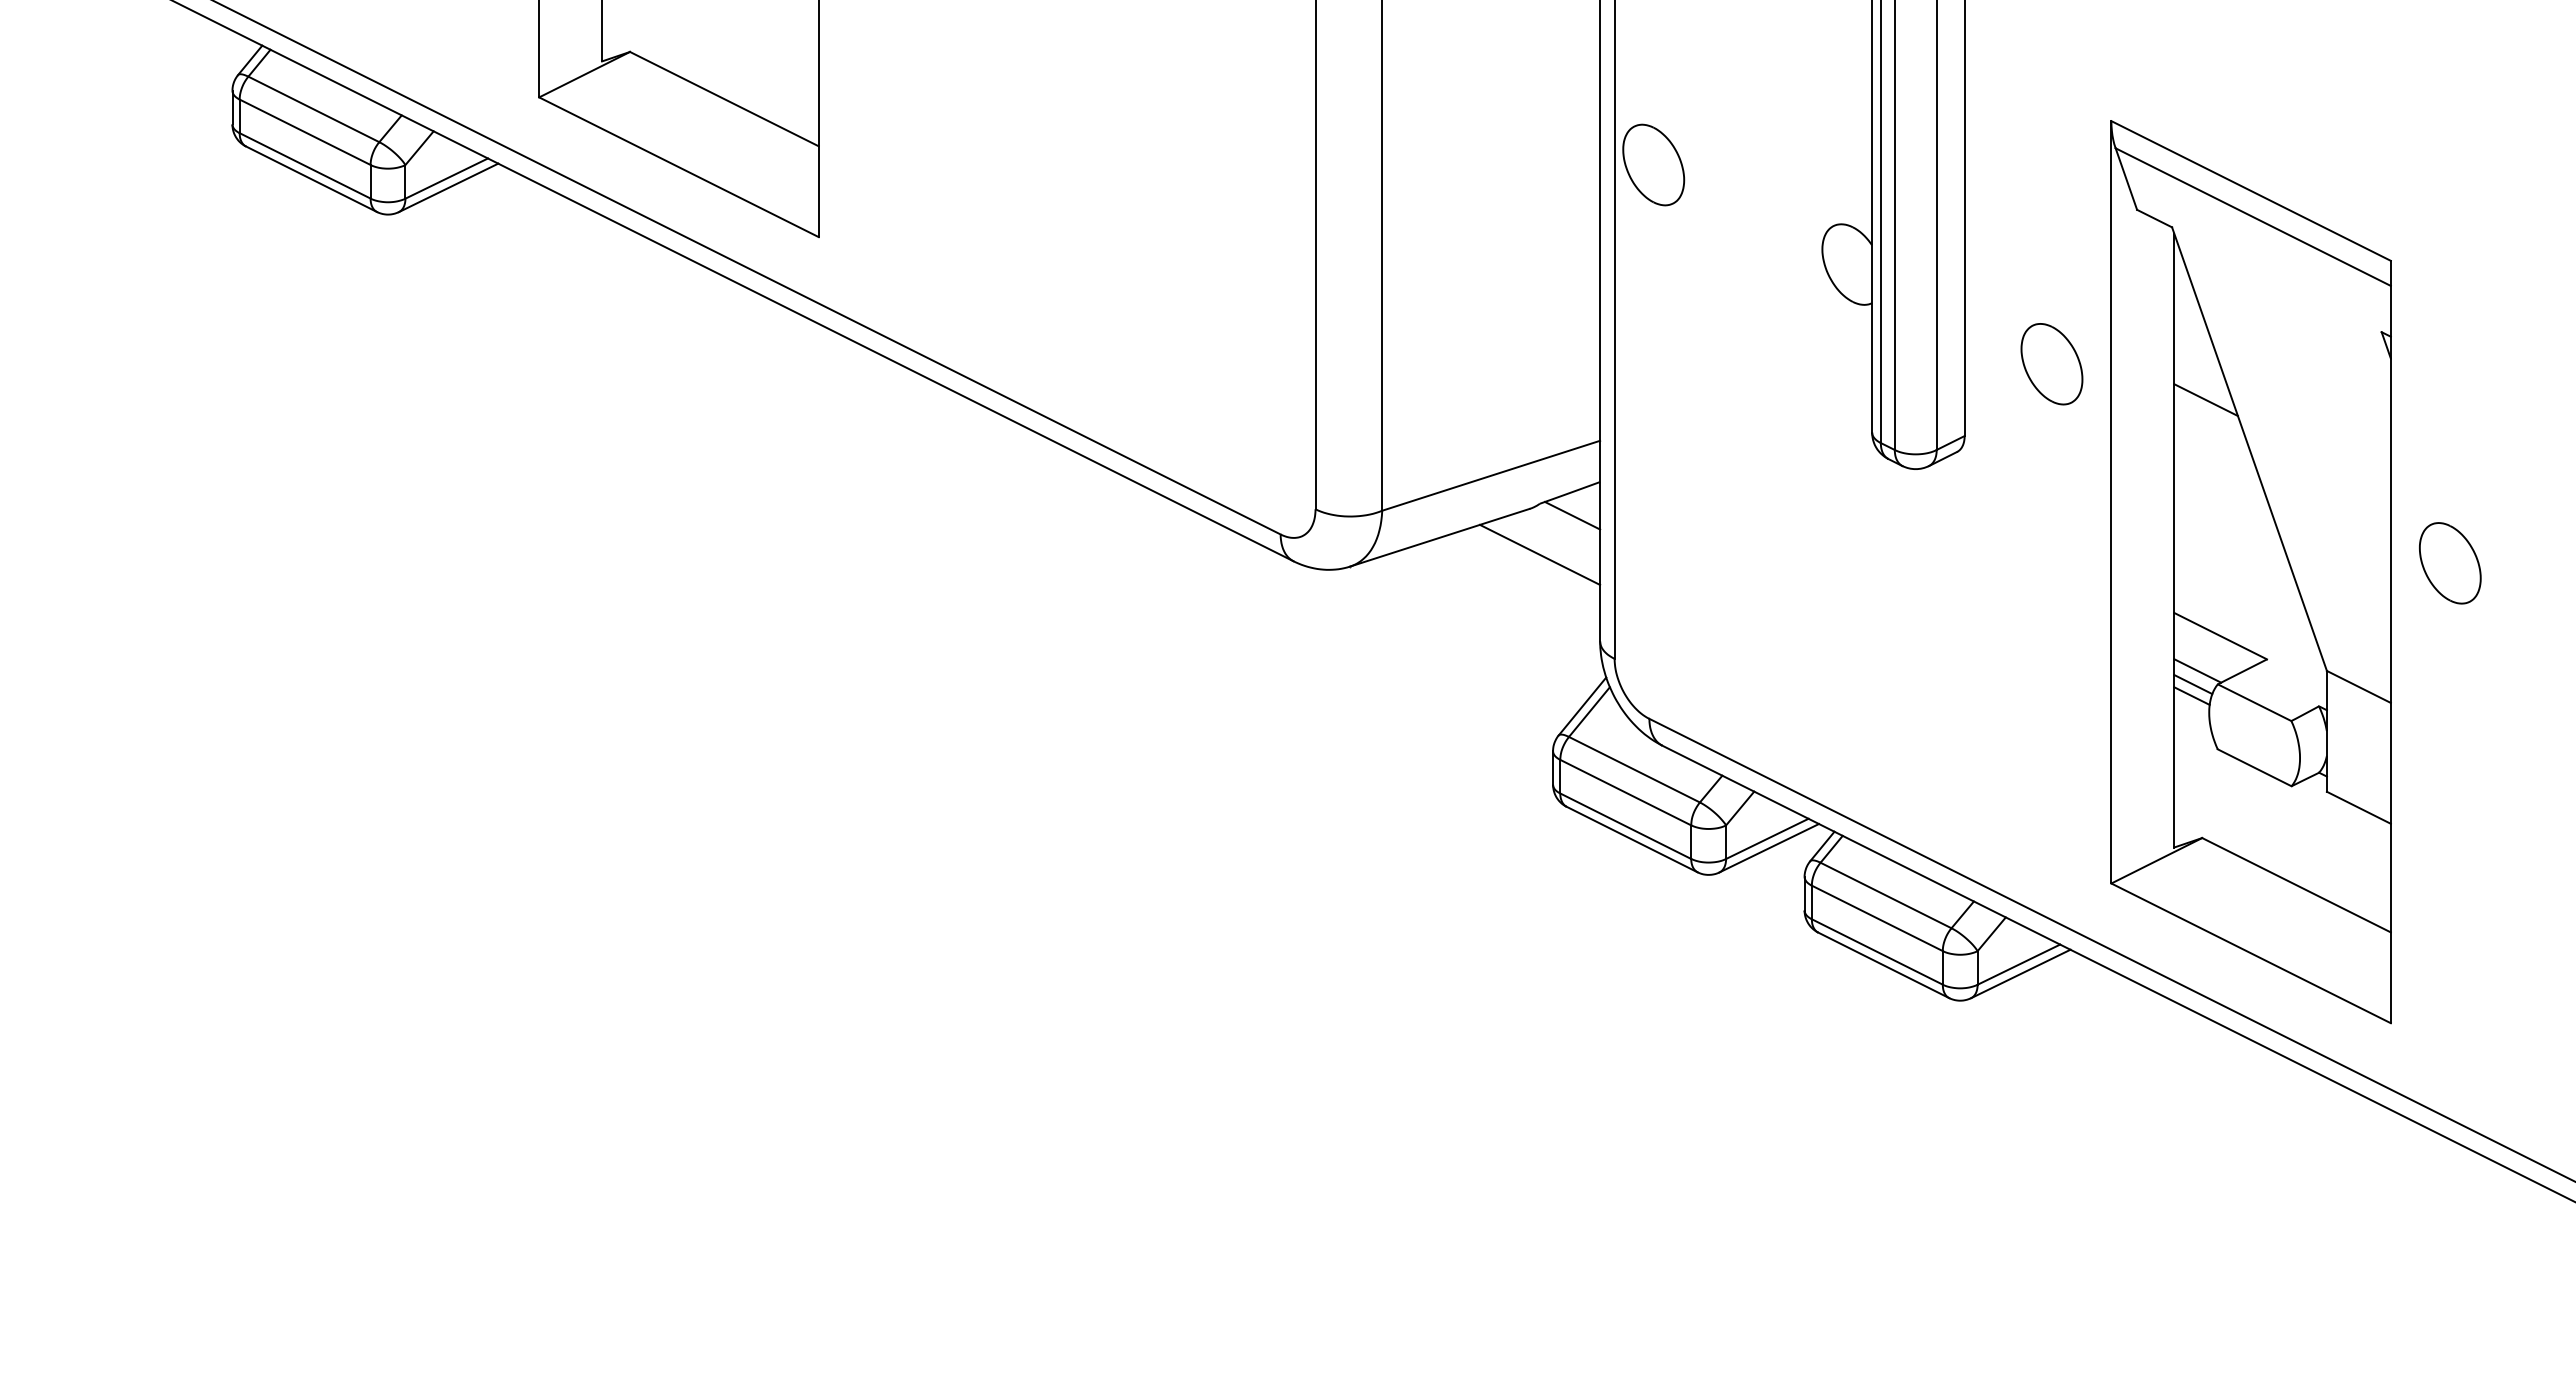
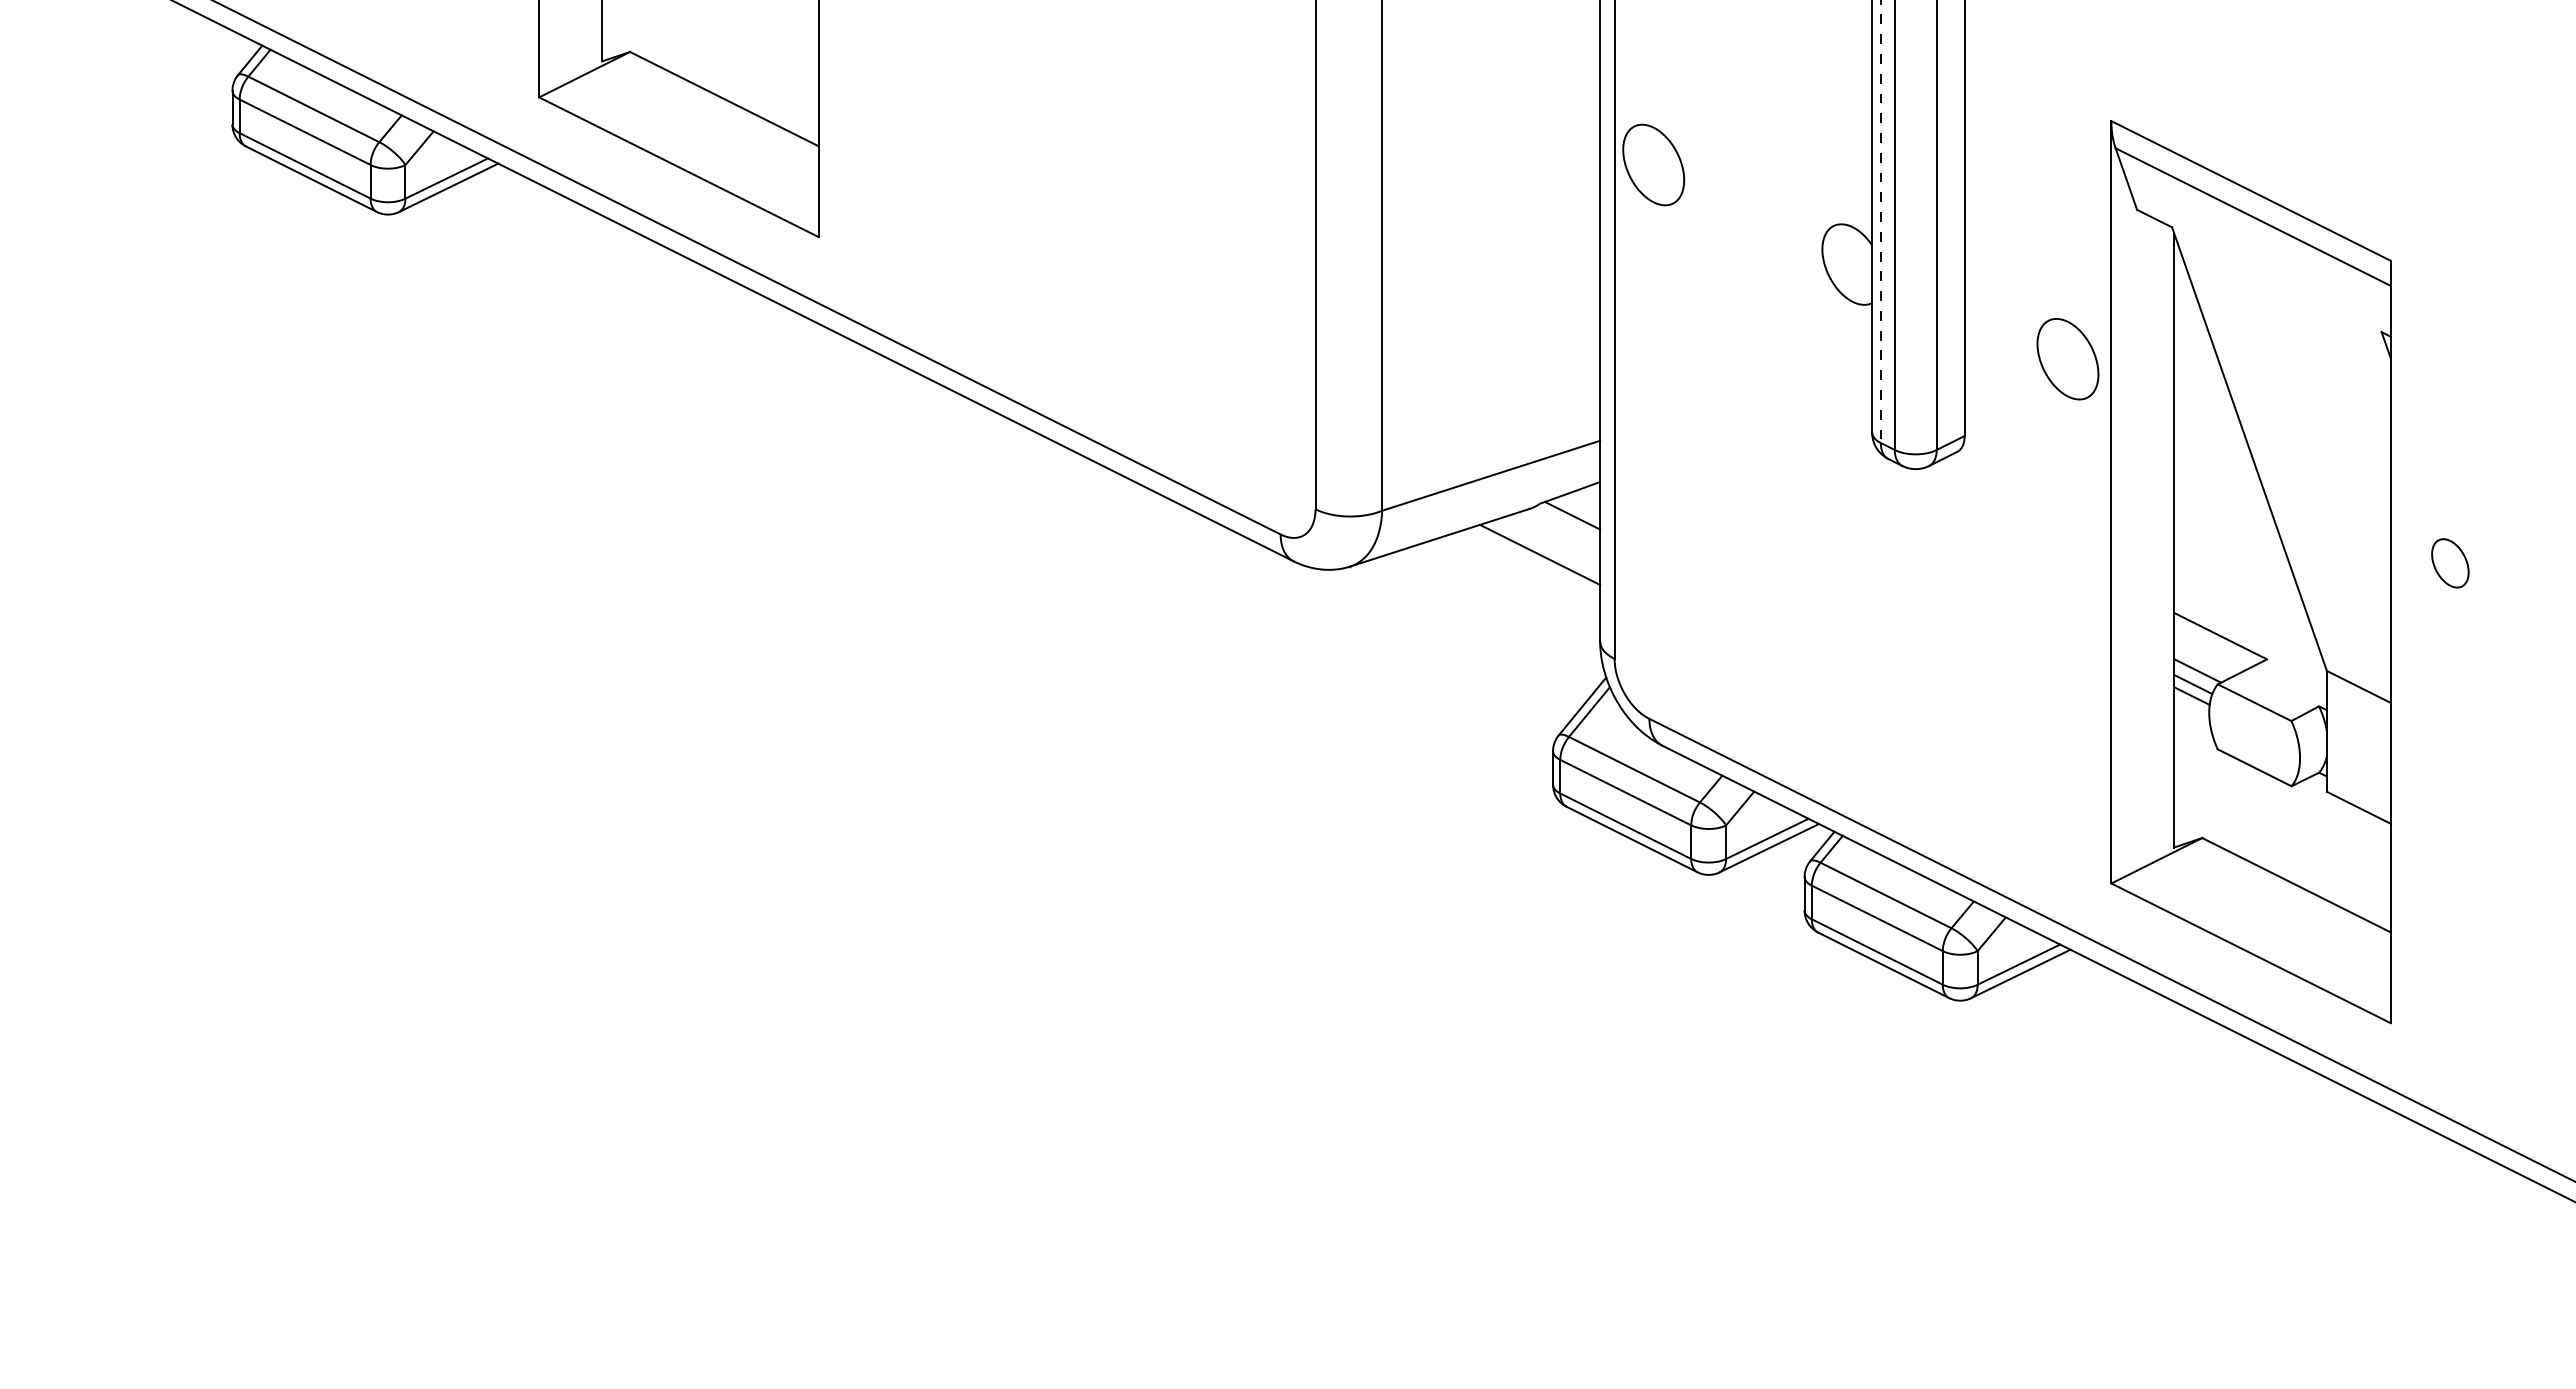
line: solid -> dashed (1880, 222)
part position: (2051, 364) -> (2067, 359) (2067, 359)
line: present -> none (2205, 399)
part size: 63x83 px -> 39x51 px (2450, 563)
